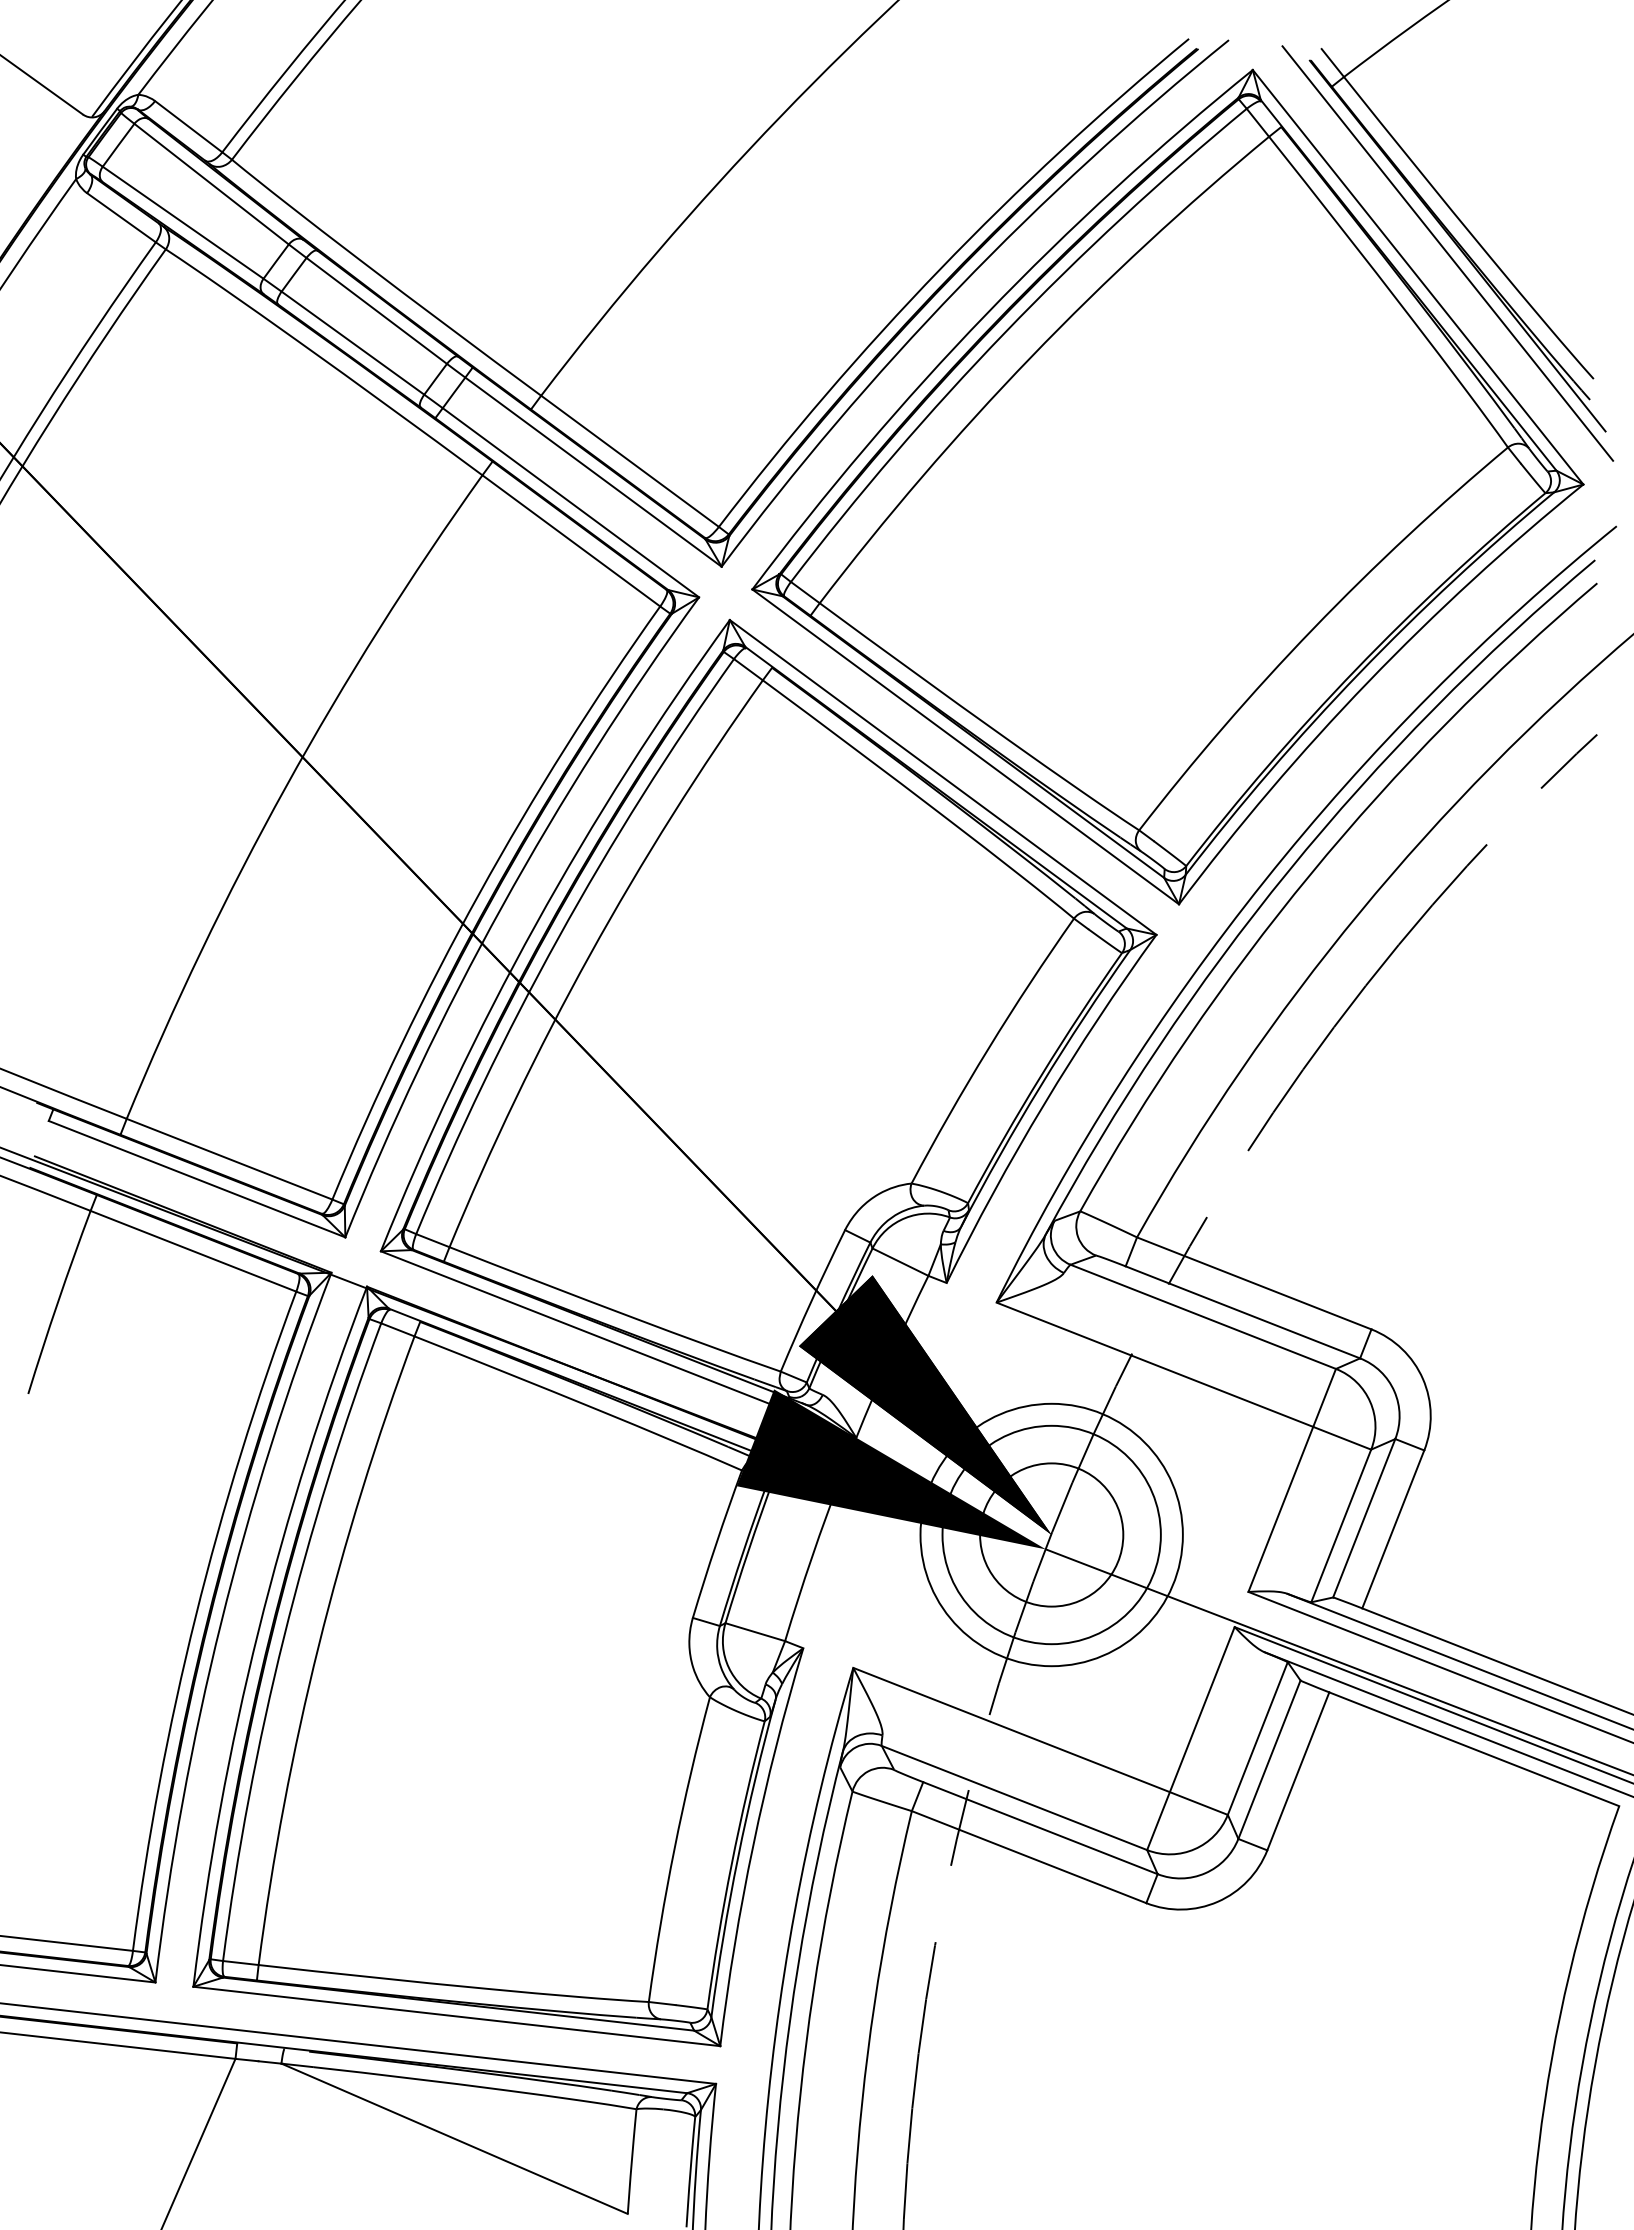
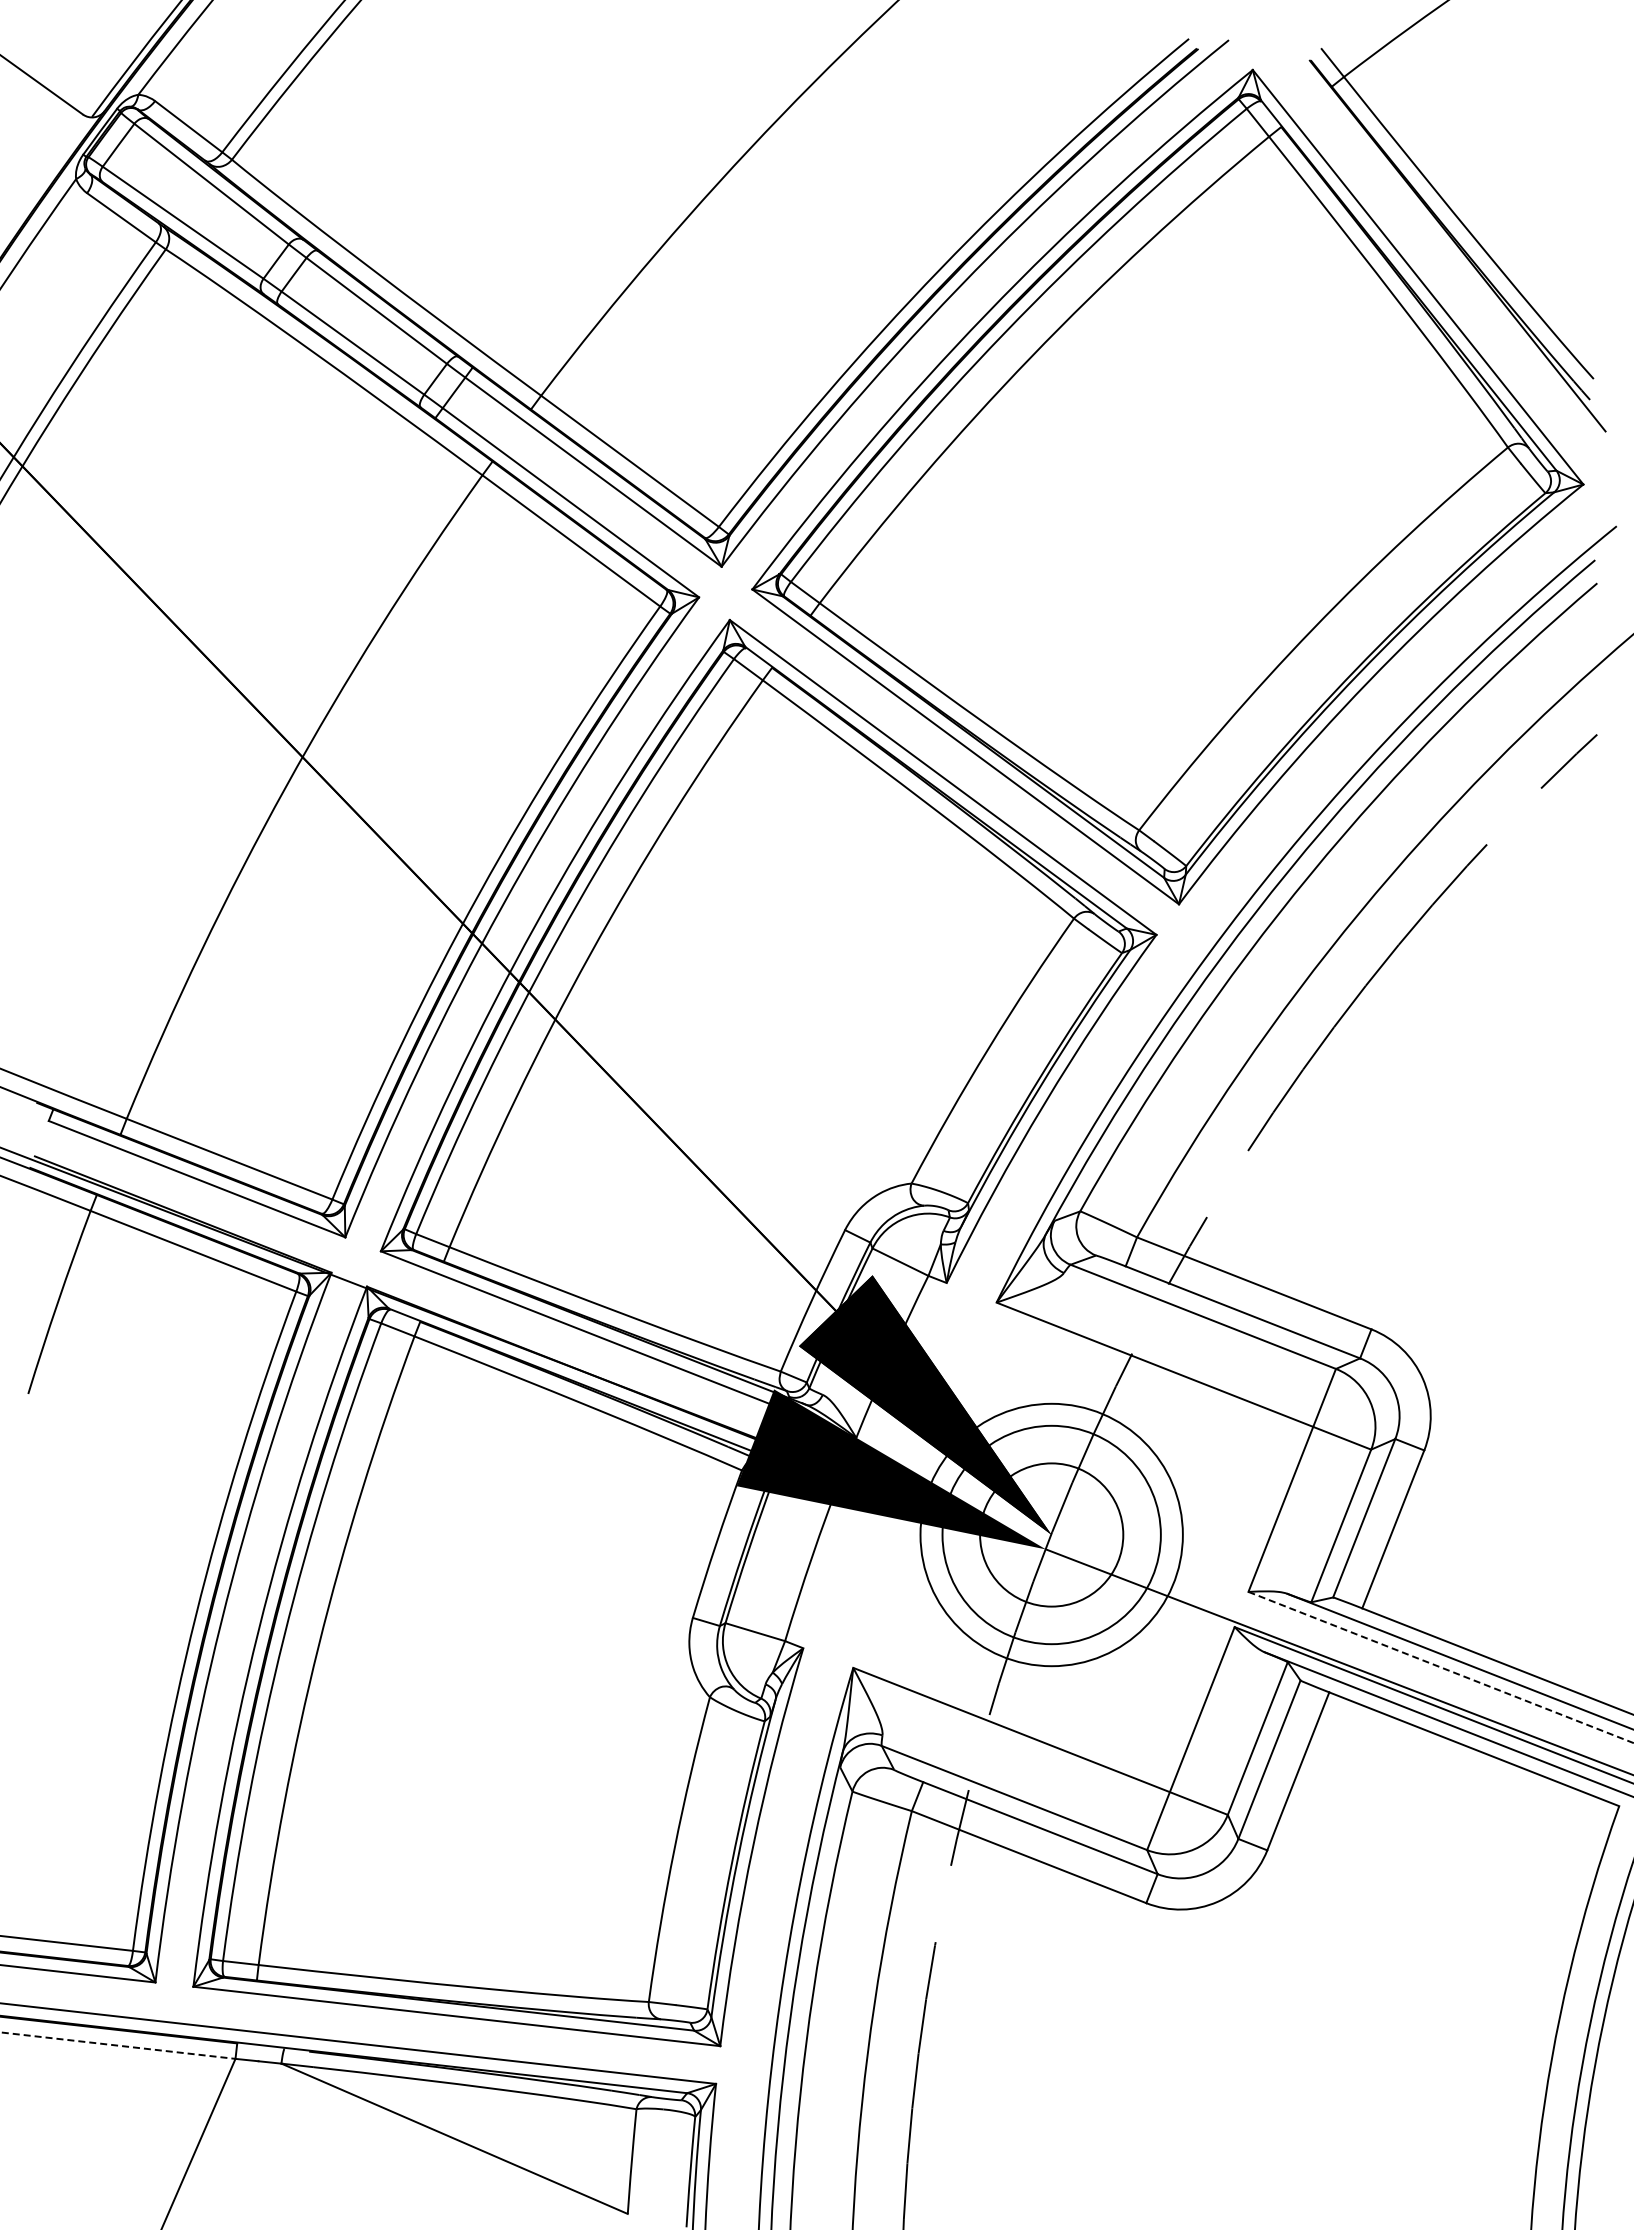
line: present -> none (1447, 253)
line: solid -> dashed (1441, 1667)
line: solid -> dashed (118, 2045)
